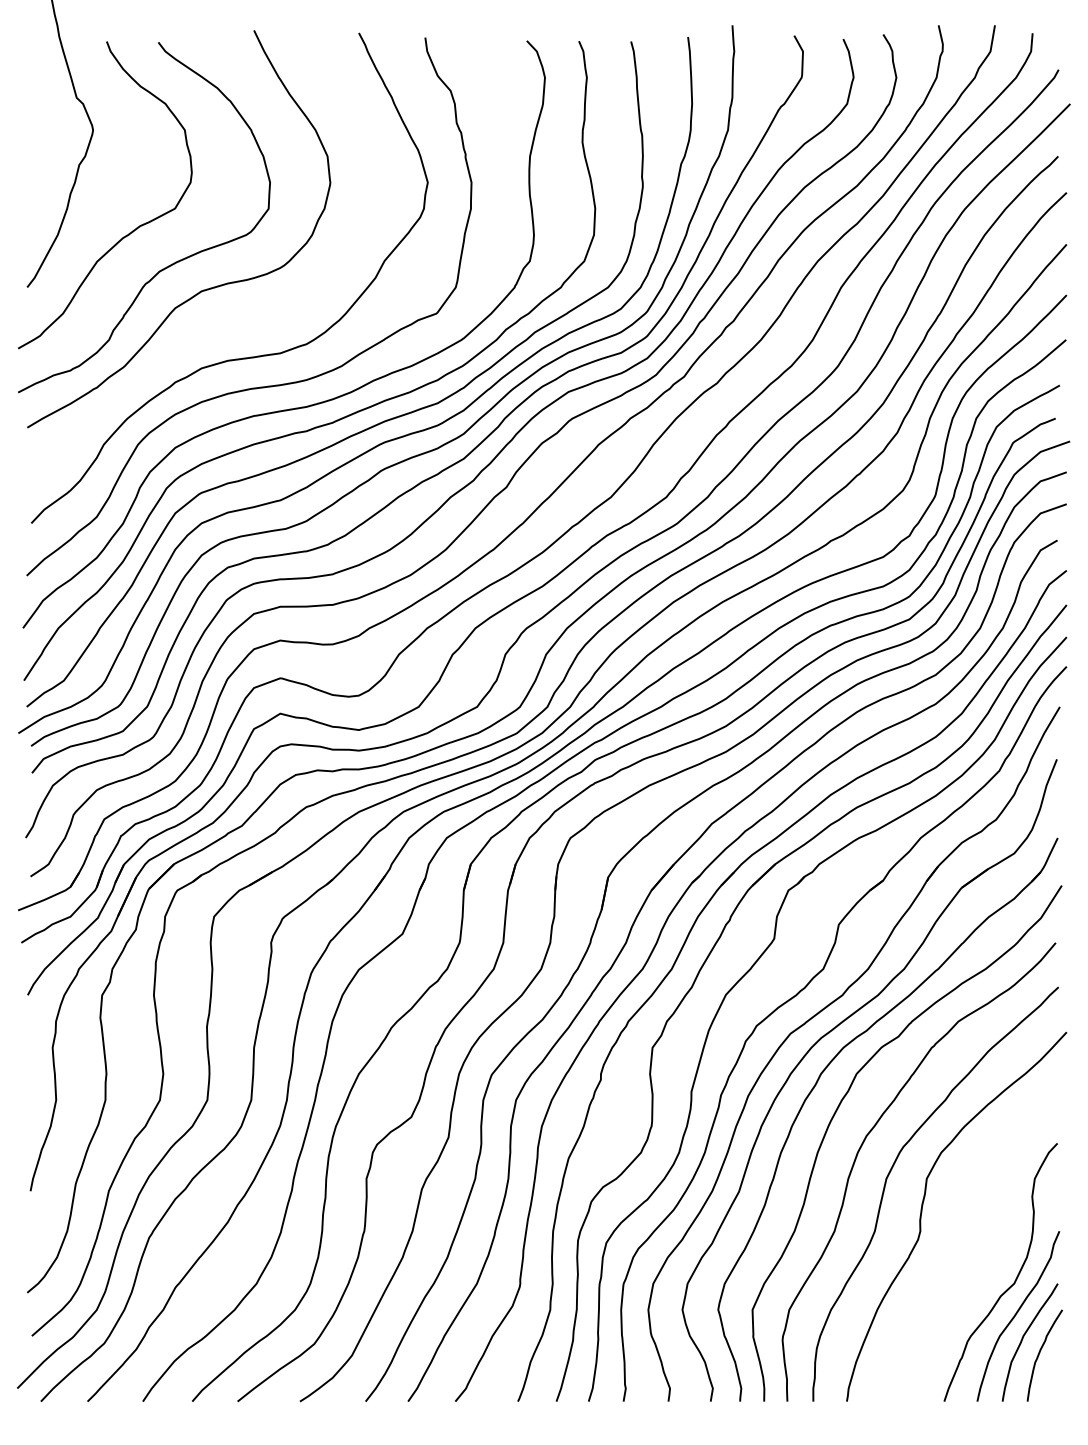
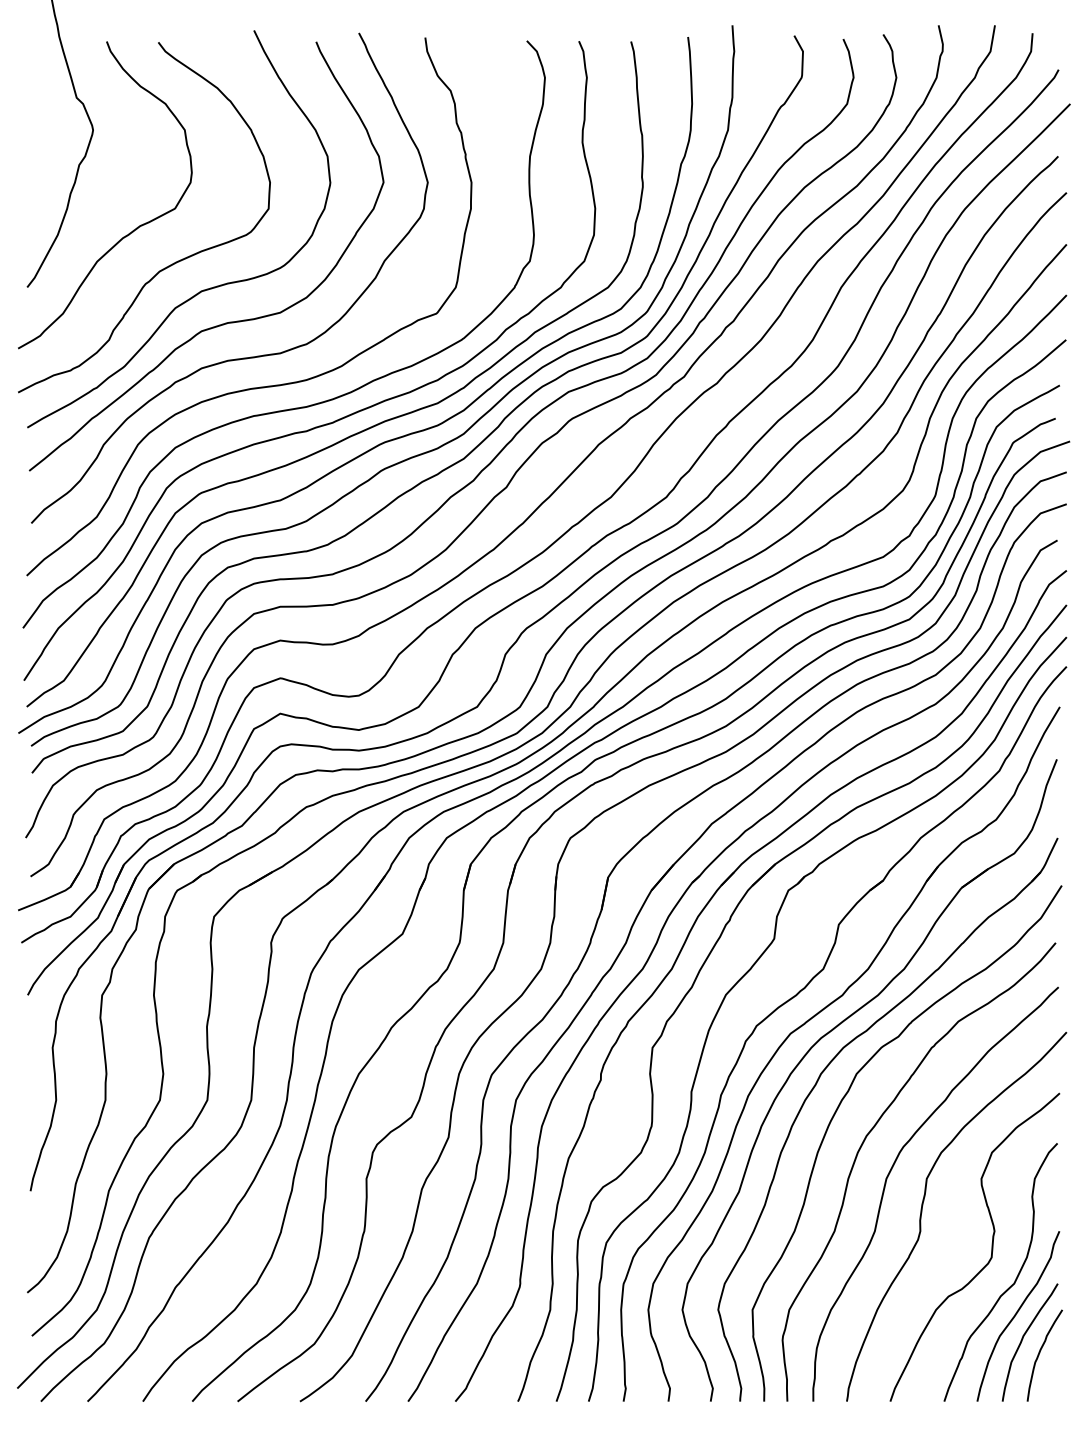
curve: none -> present (225, 322)
curve: none -> present (991, 1246)
